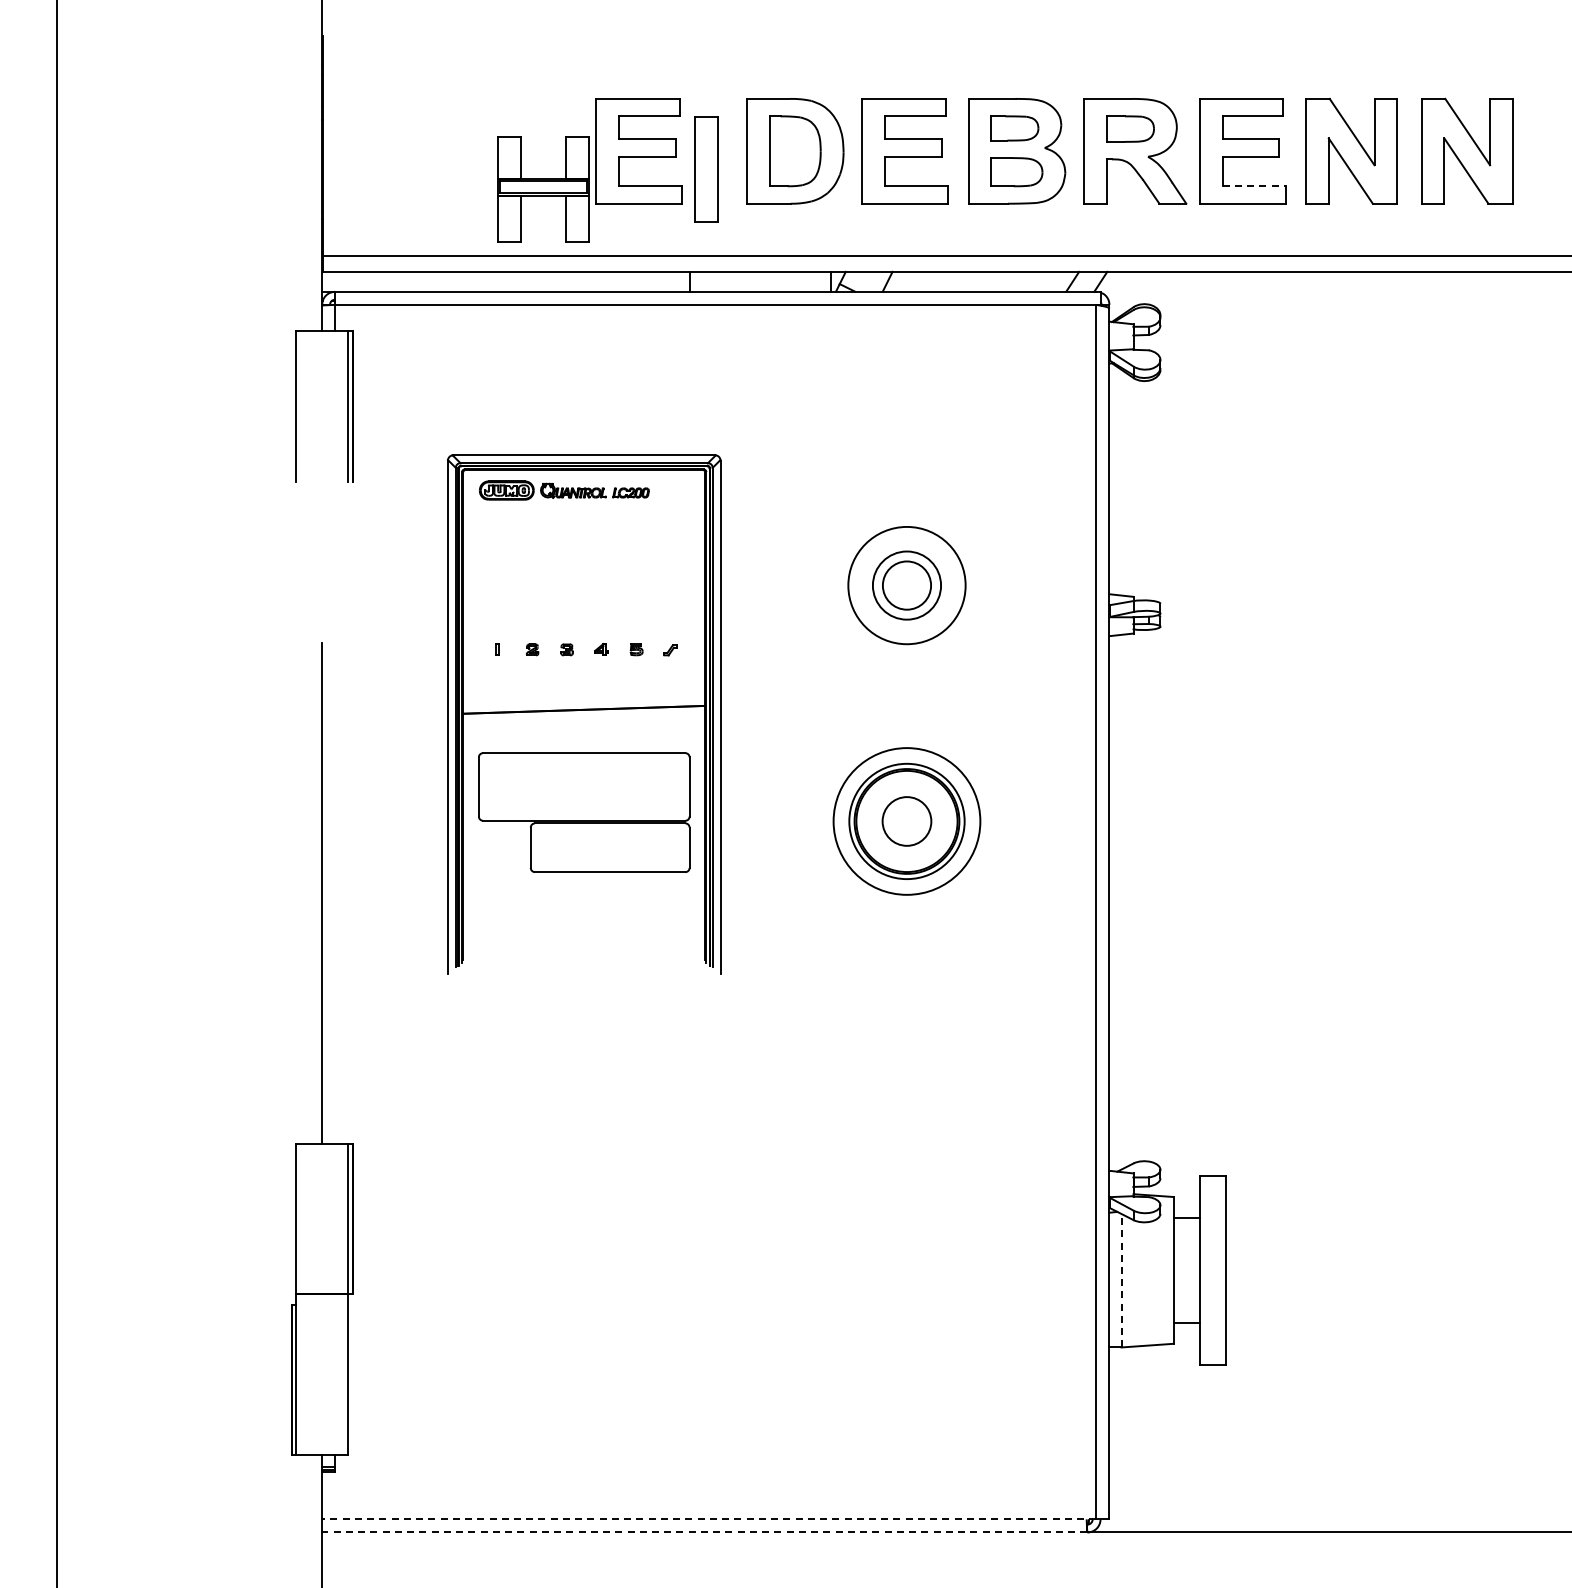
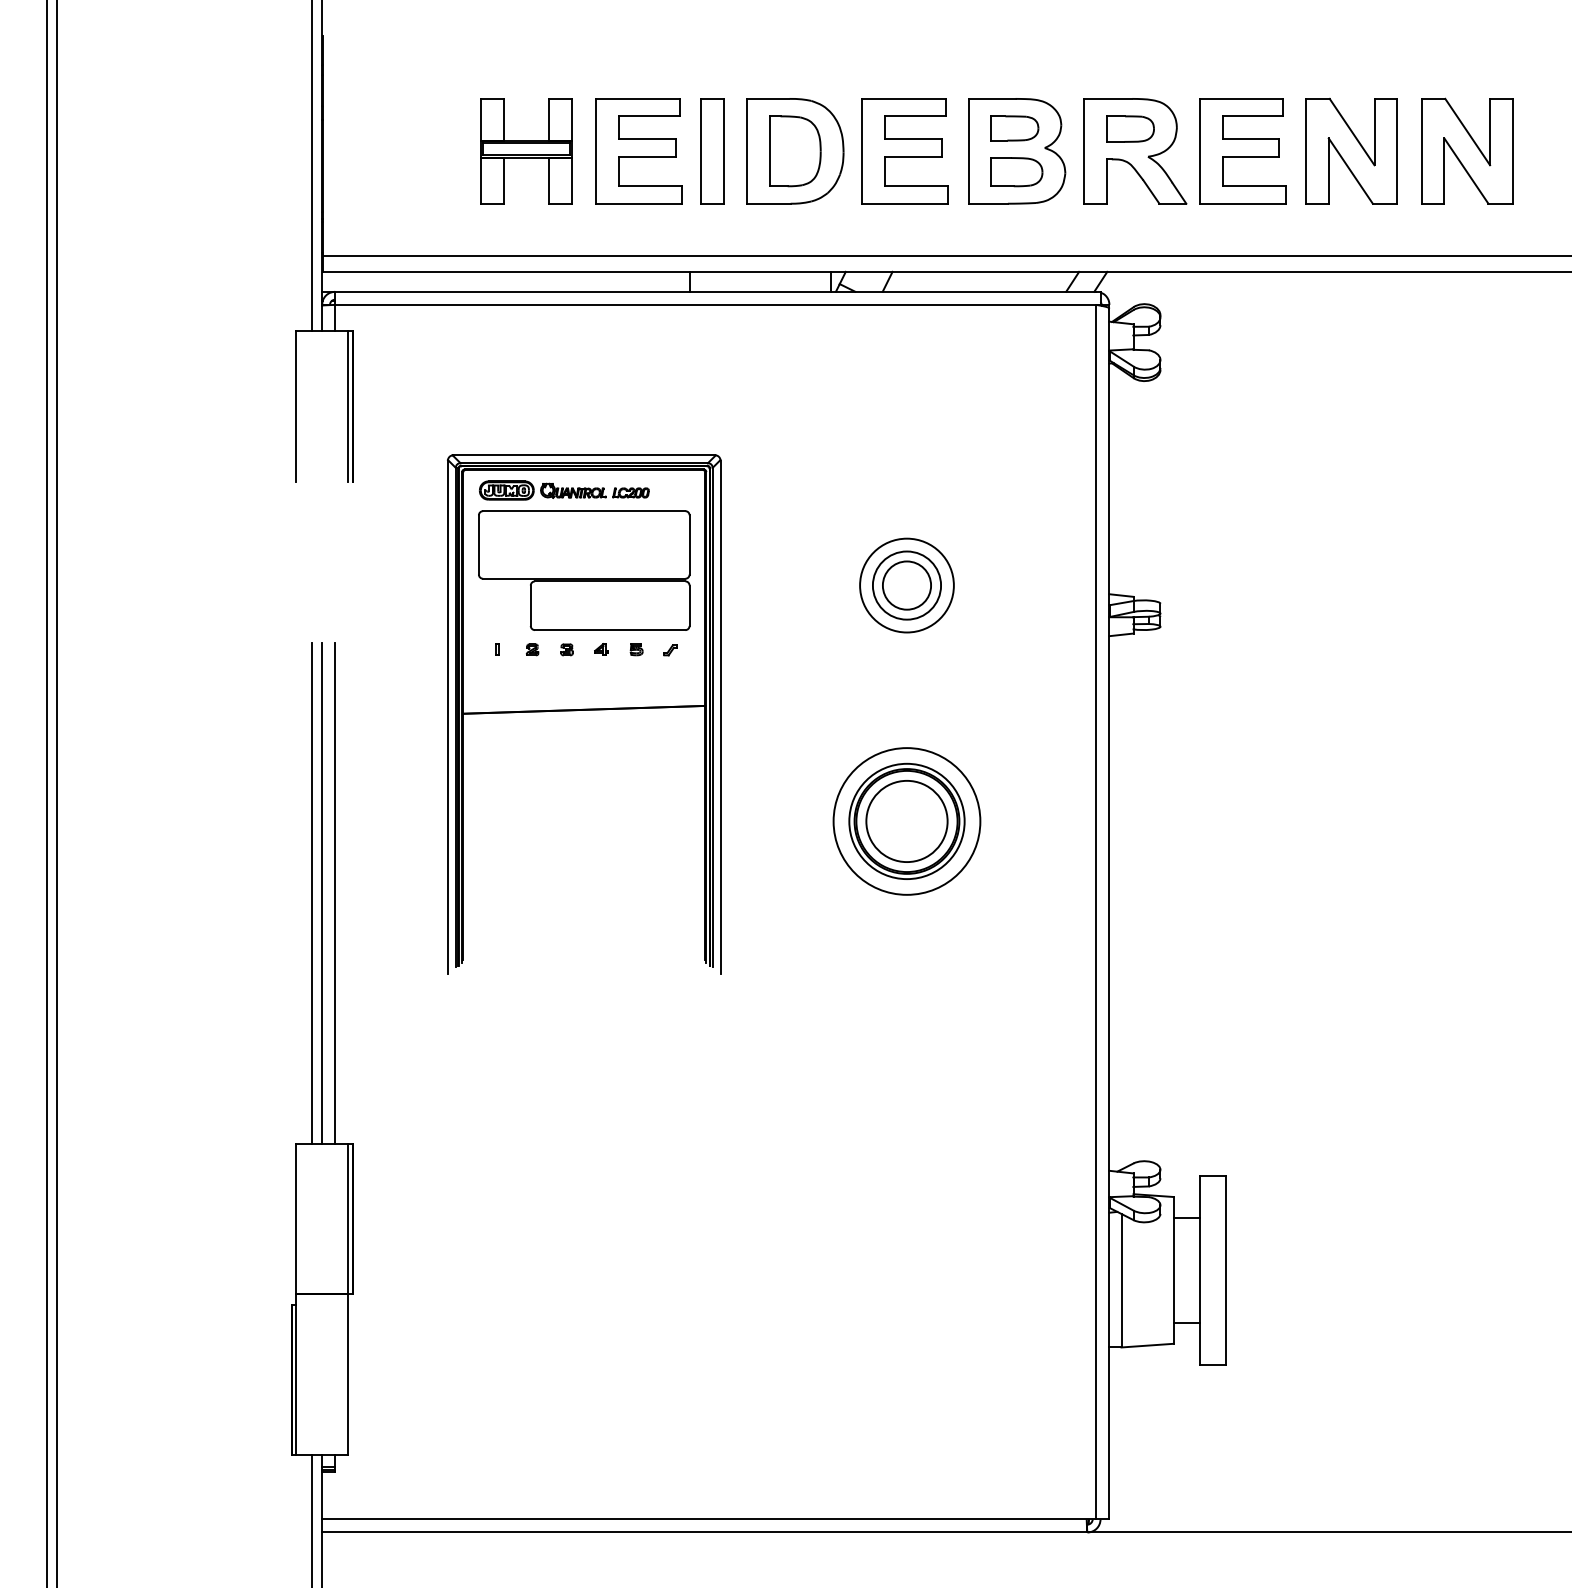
line: none -> present (311, 166)
part position: (706, 169) -> (712, 151) (712, 151)
line: dashed -> solid (1254, 186)
part position: (543, 189) -> (526, 151) (526, 151)
circle diameter: 117 px -> 94 px (906, 585)
line: none -> present (46, 793)
part position: (584, 812) -> (584, 570) (584, 570)
circle diameter: 49 px -> 81 px (906, 821)
line: none -> present (311, 892)
line: none -> present (335, 892)
line: dashed -> solid (1121, 1280)
line: none -> present (311, 1519)
line: dashed -> solid (708, 1519)
line: dashed -> solid (704, 1532)
